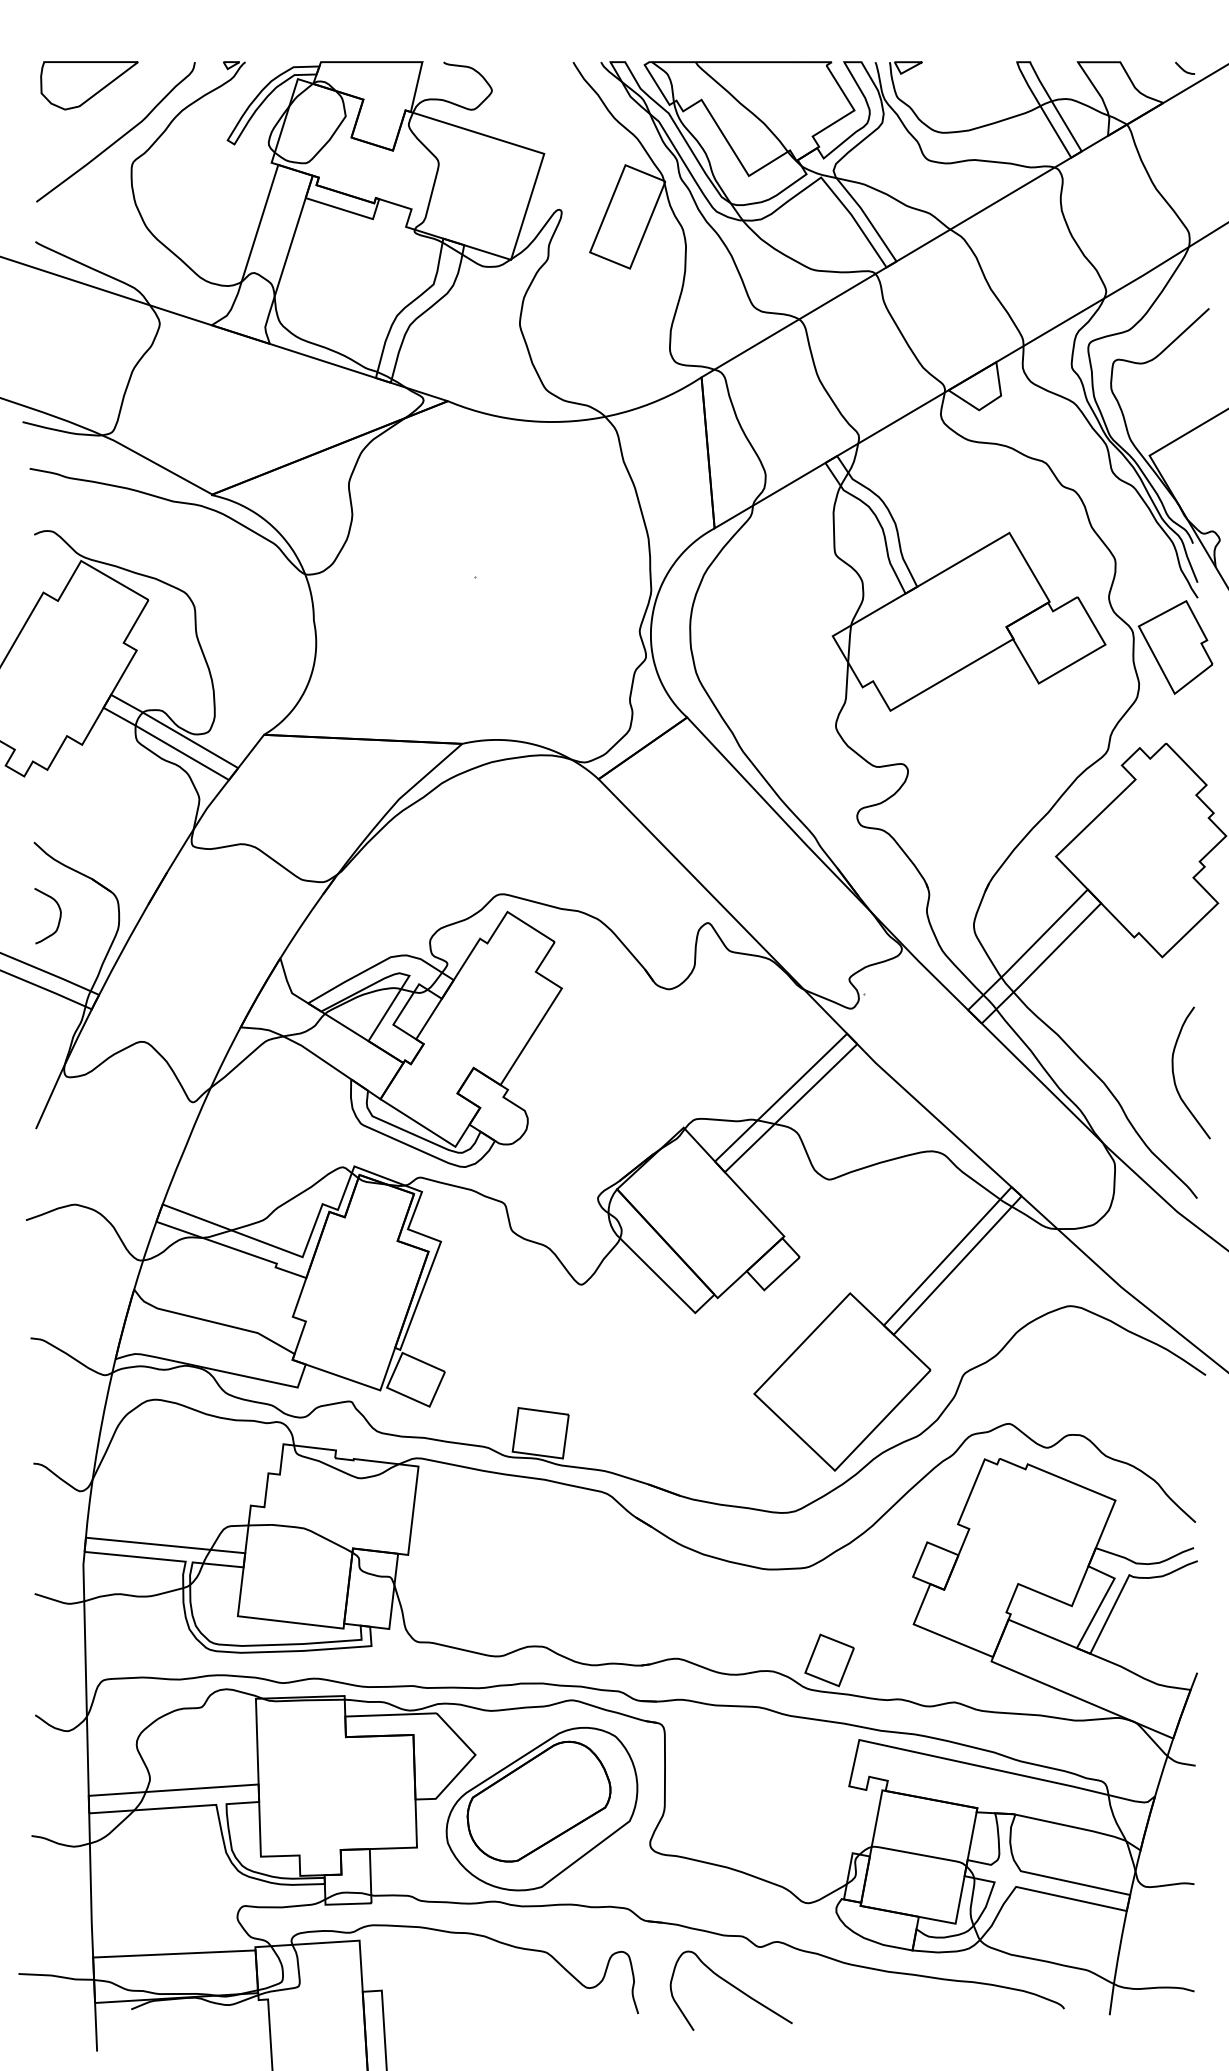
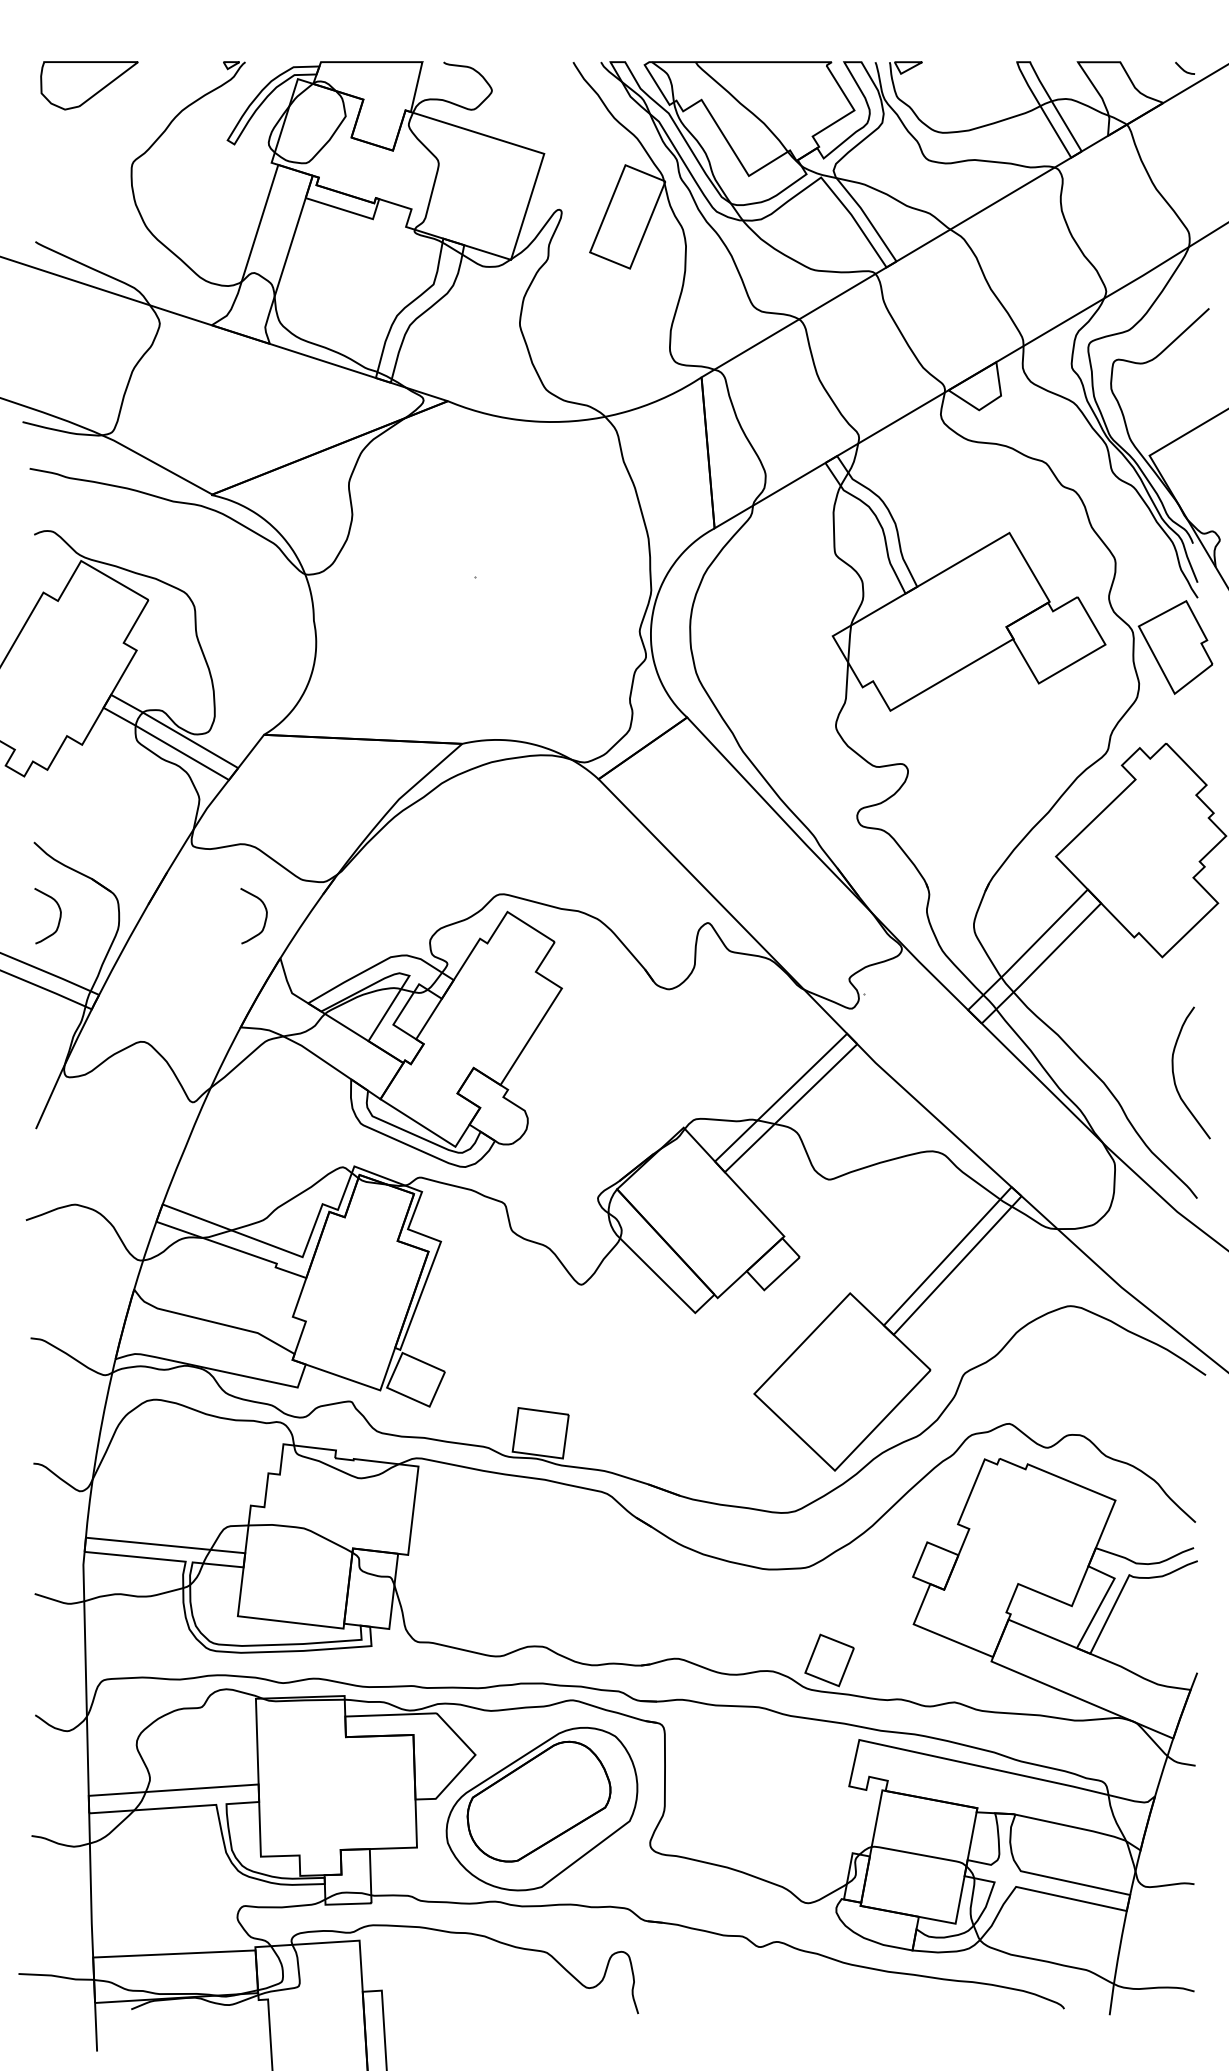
curve: present -> none (119, 137)
curve: none -> present (264, 920)
curve: present -> none (733, 1987)
